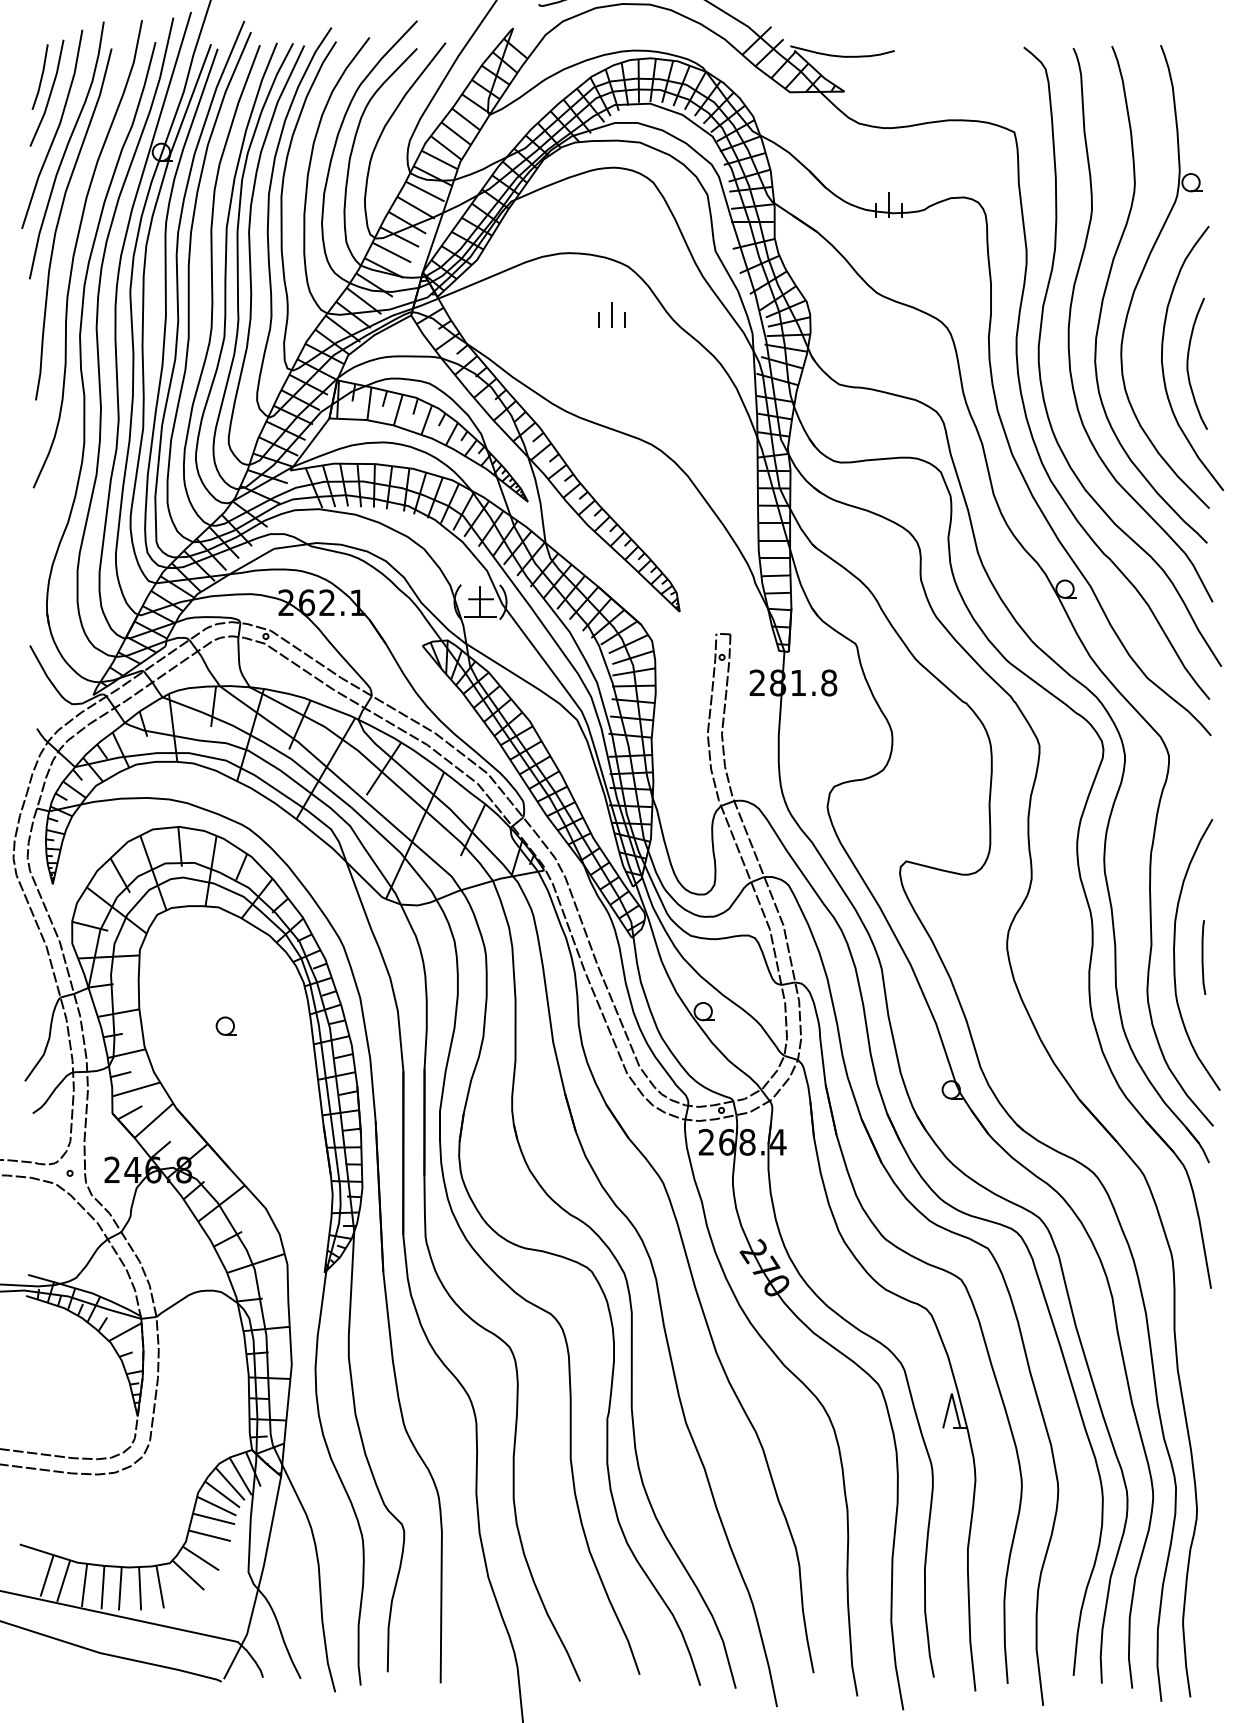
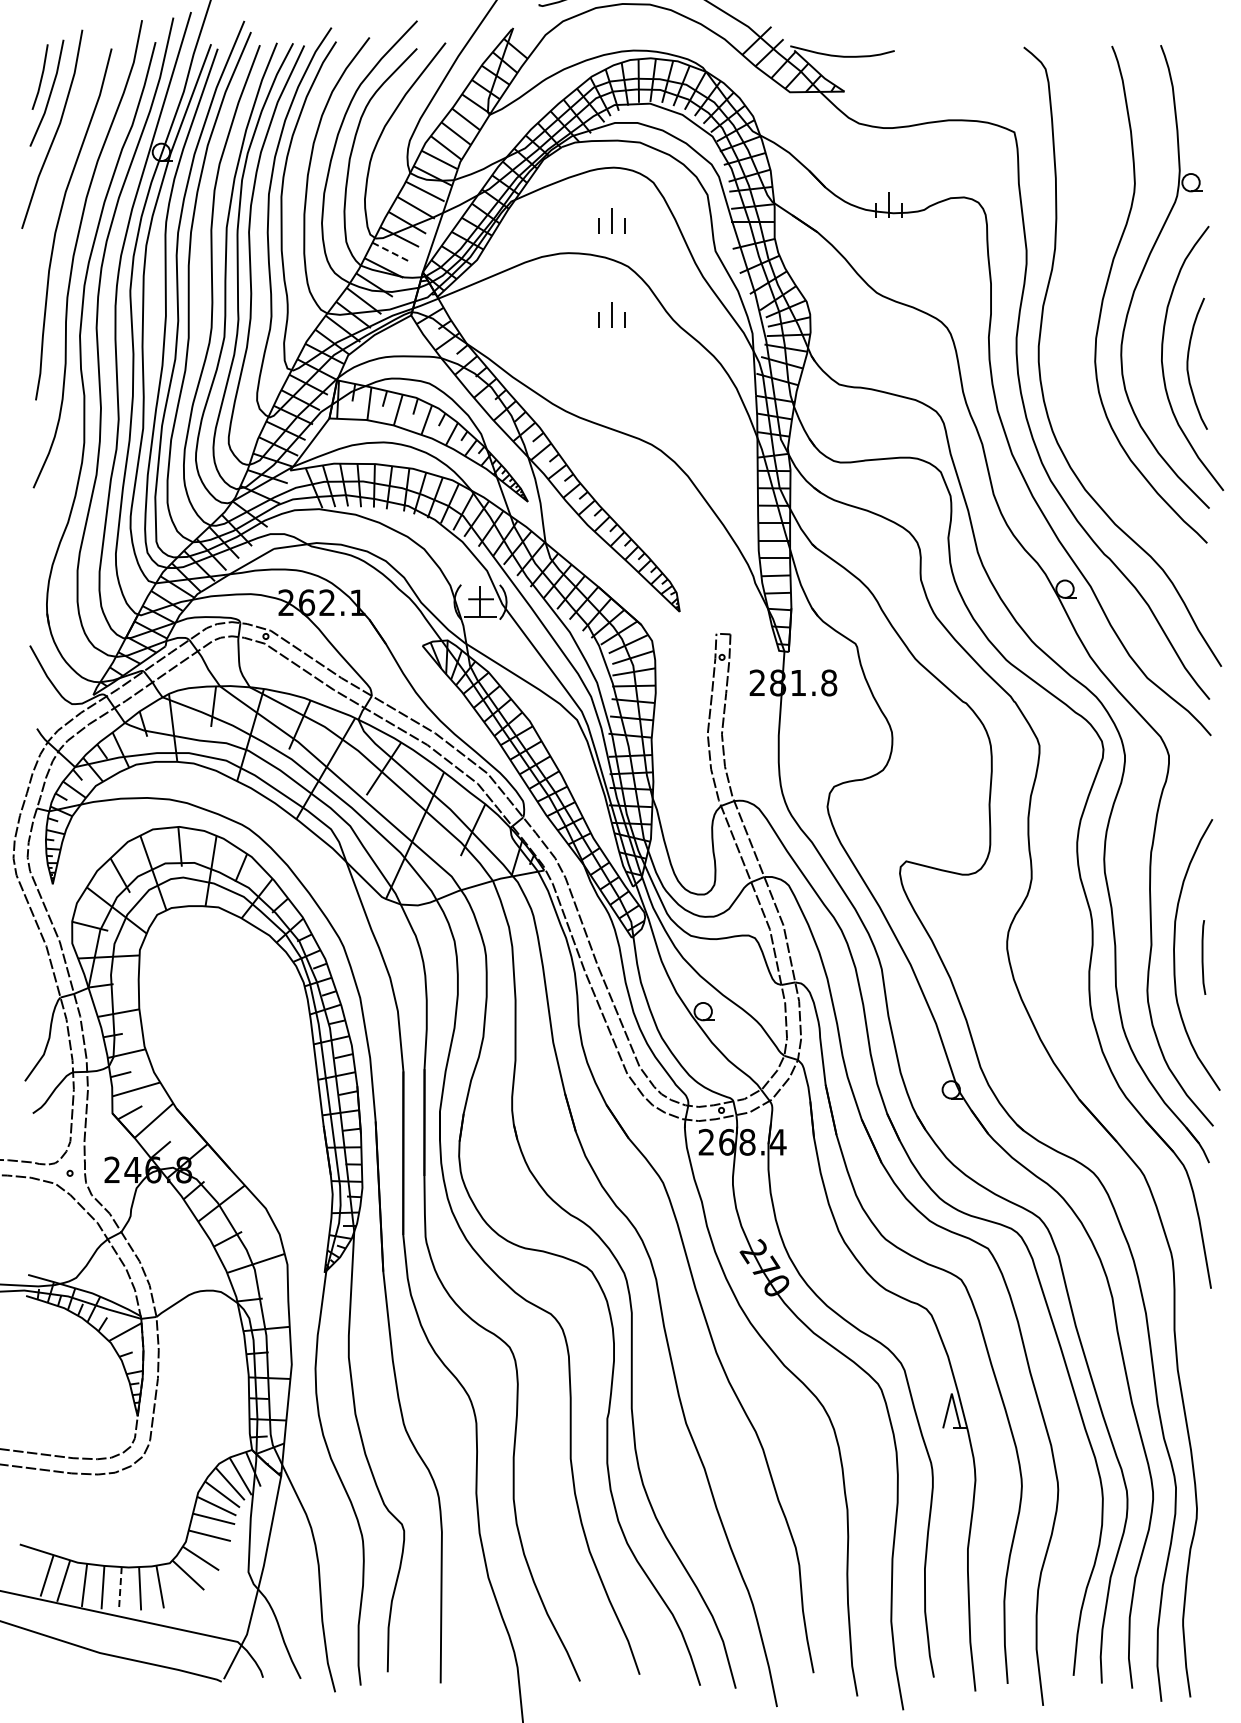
curve: present -> none (66, 150)
part: none -> present (611, 220)
line: solid -> dashed (391, 252)
curve: present -> none (1070, 323)
part: present -> none (225, 1025)
line: solid -> dashed (120, 1588)
